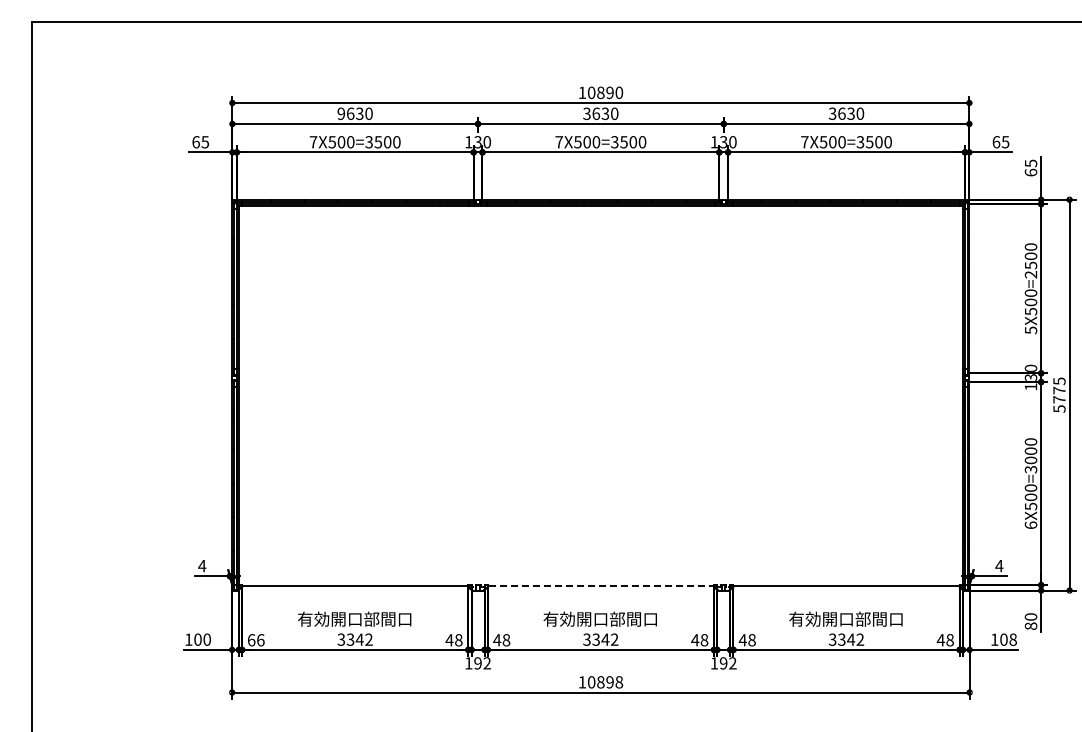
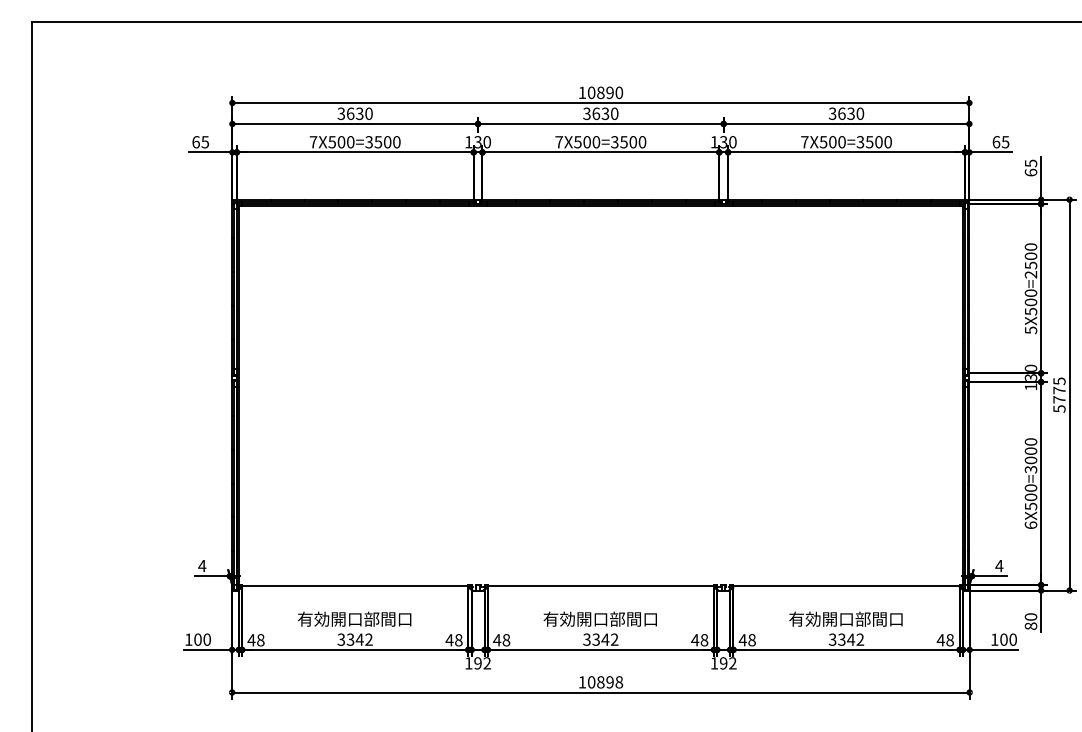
text: 9630 -> 3630 (341, 113)
line: dashed -> solid (600, 586)
text: 108 -> 100 (1012, 639)
text: 66 -> 48 (255, 640)
